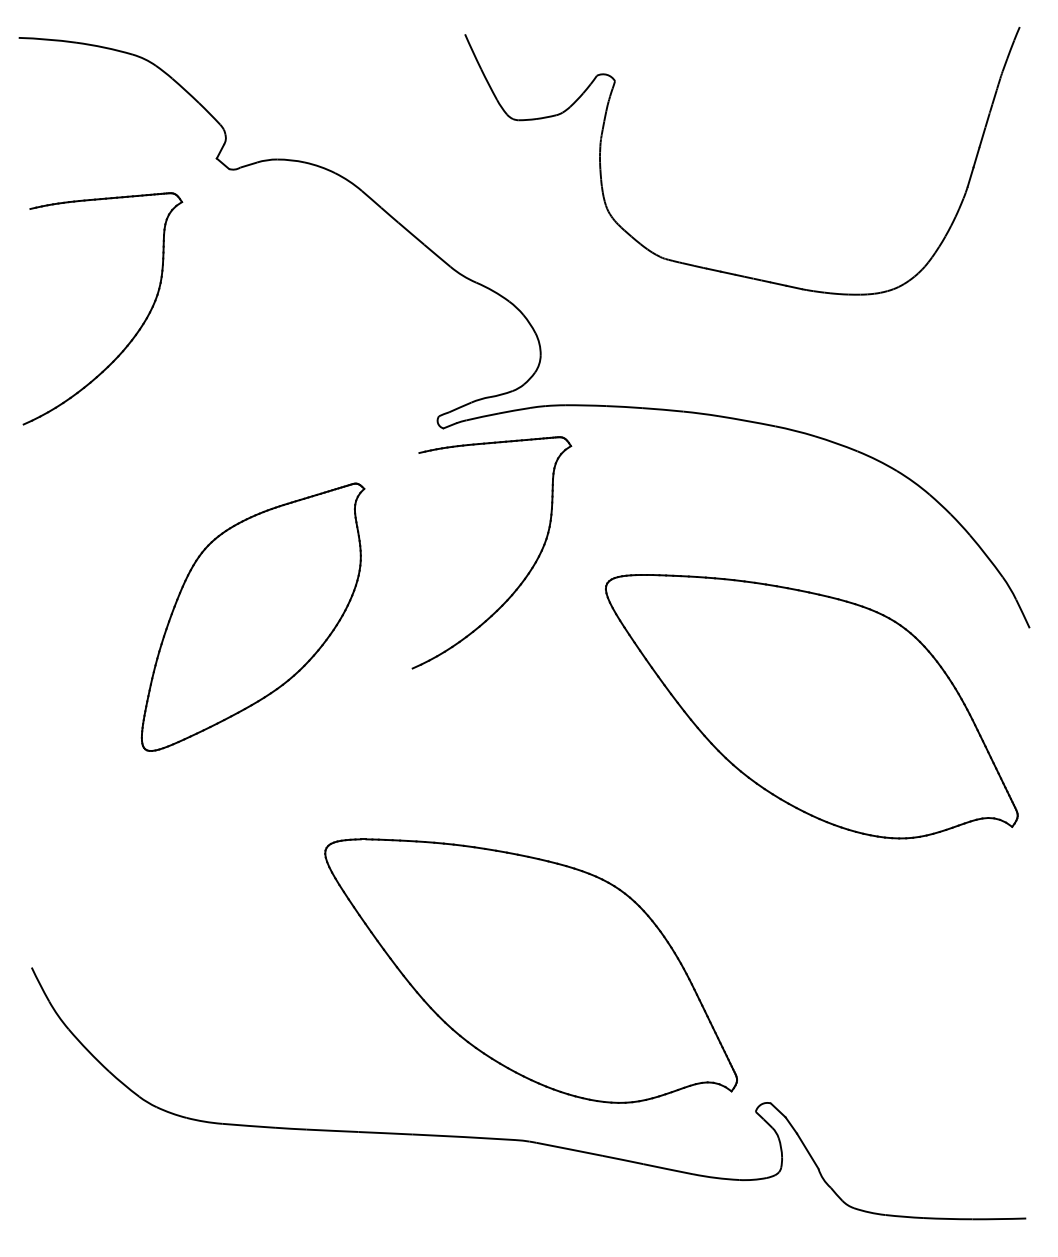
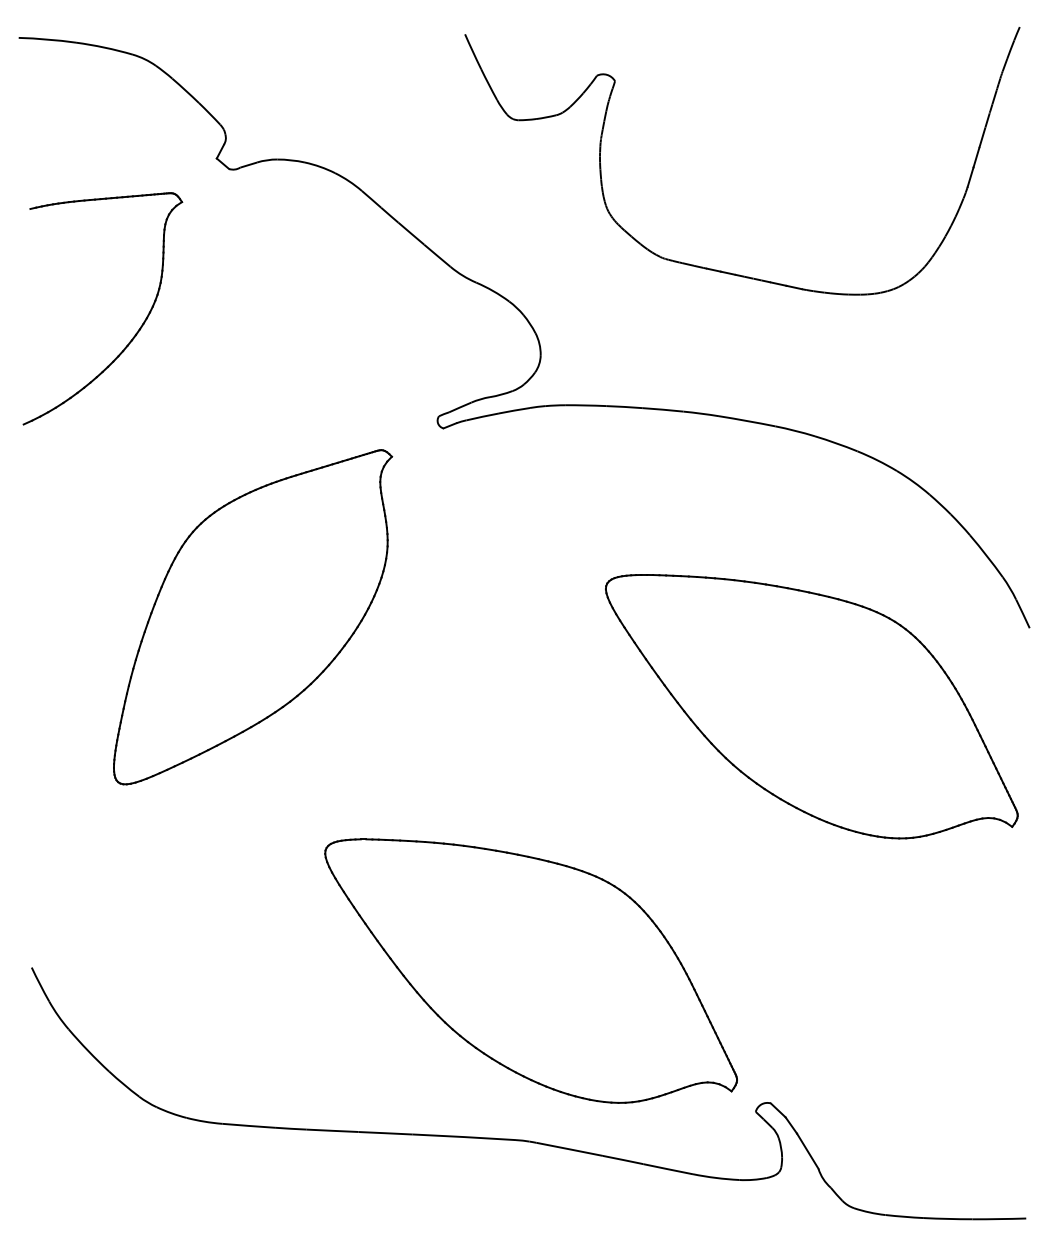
part: present -> none (526, 574)
part size: 226x270 px -> 281x337 px (253, 617)
